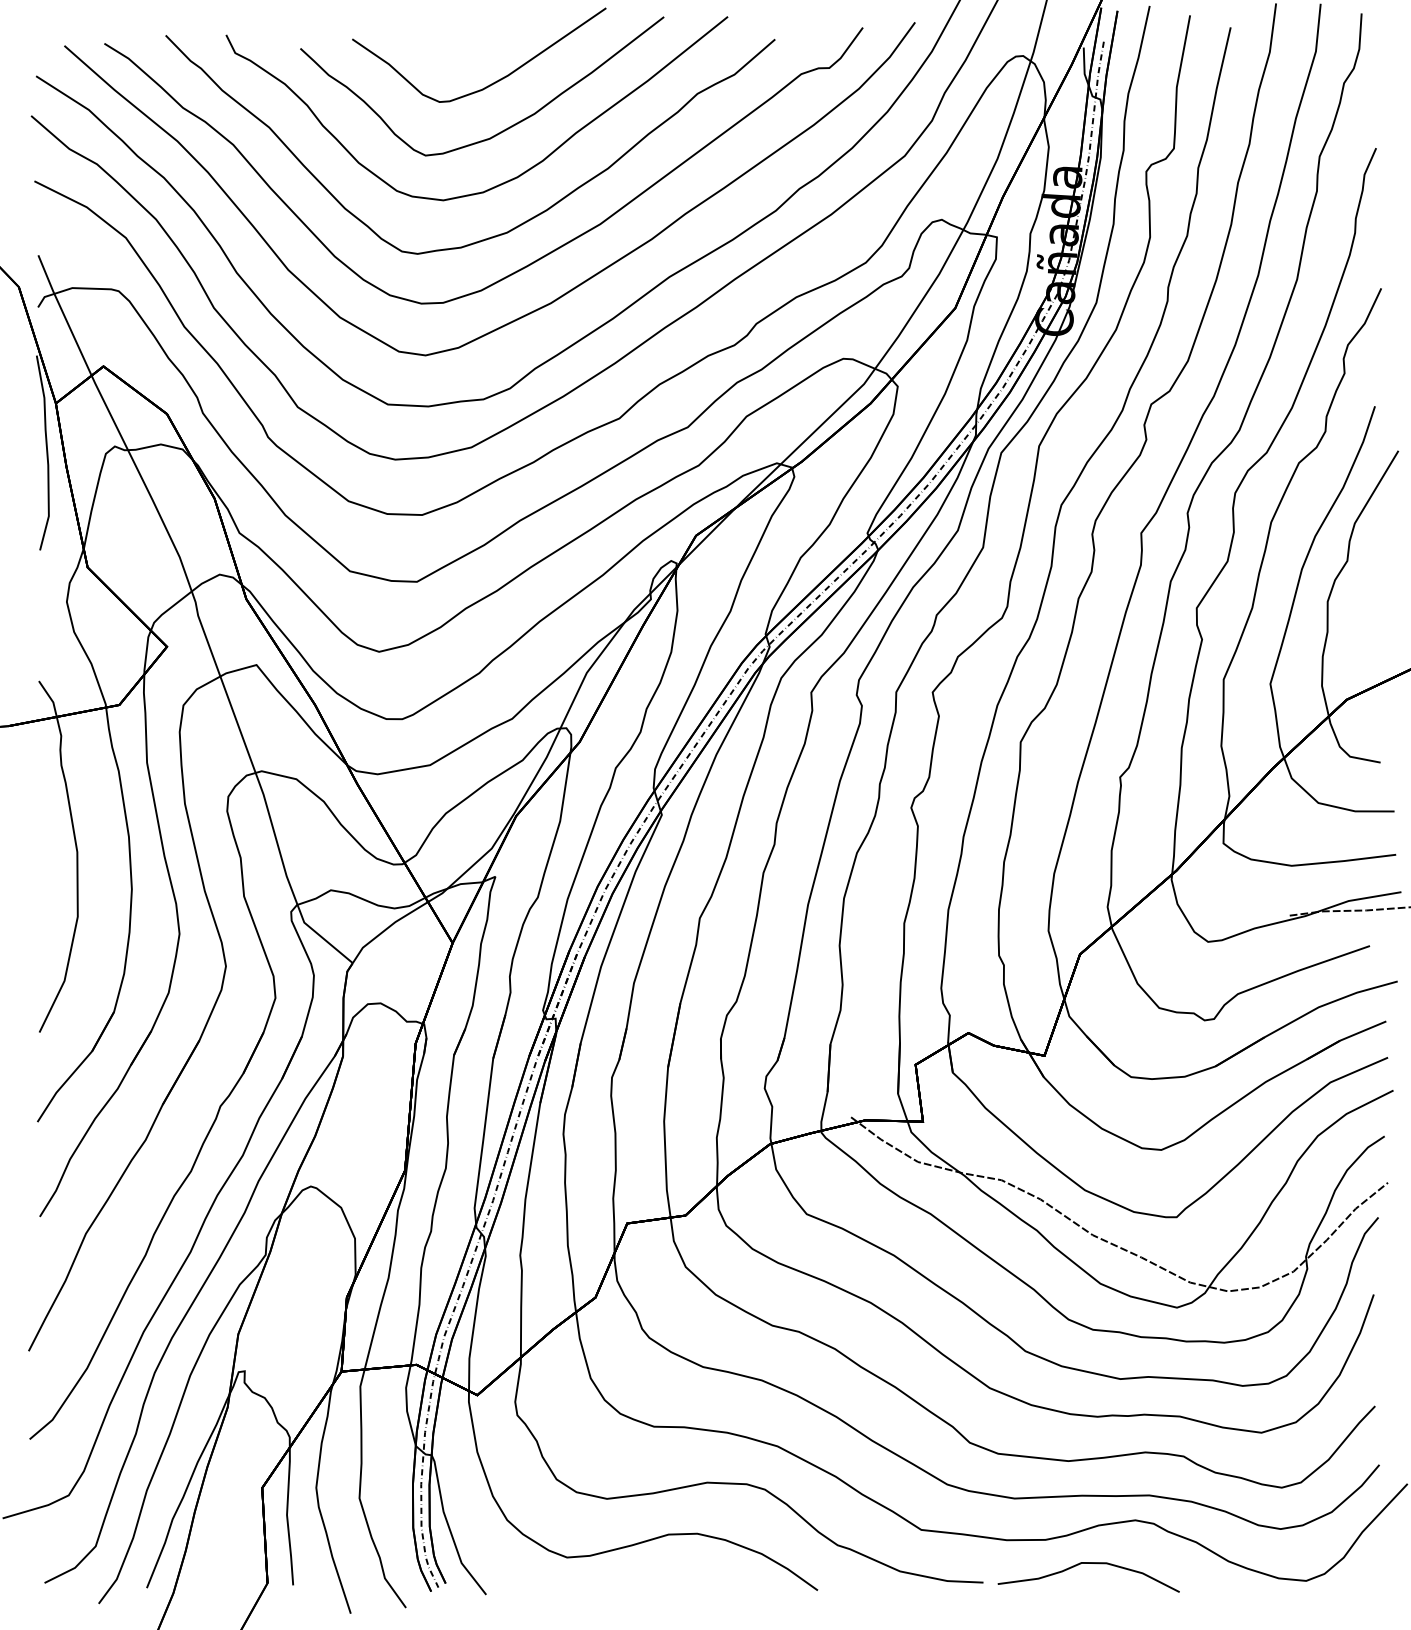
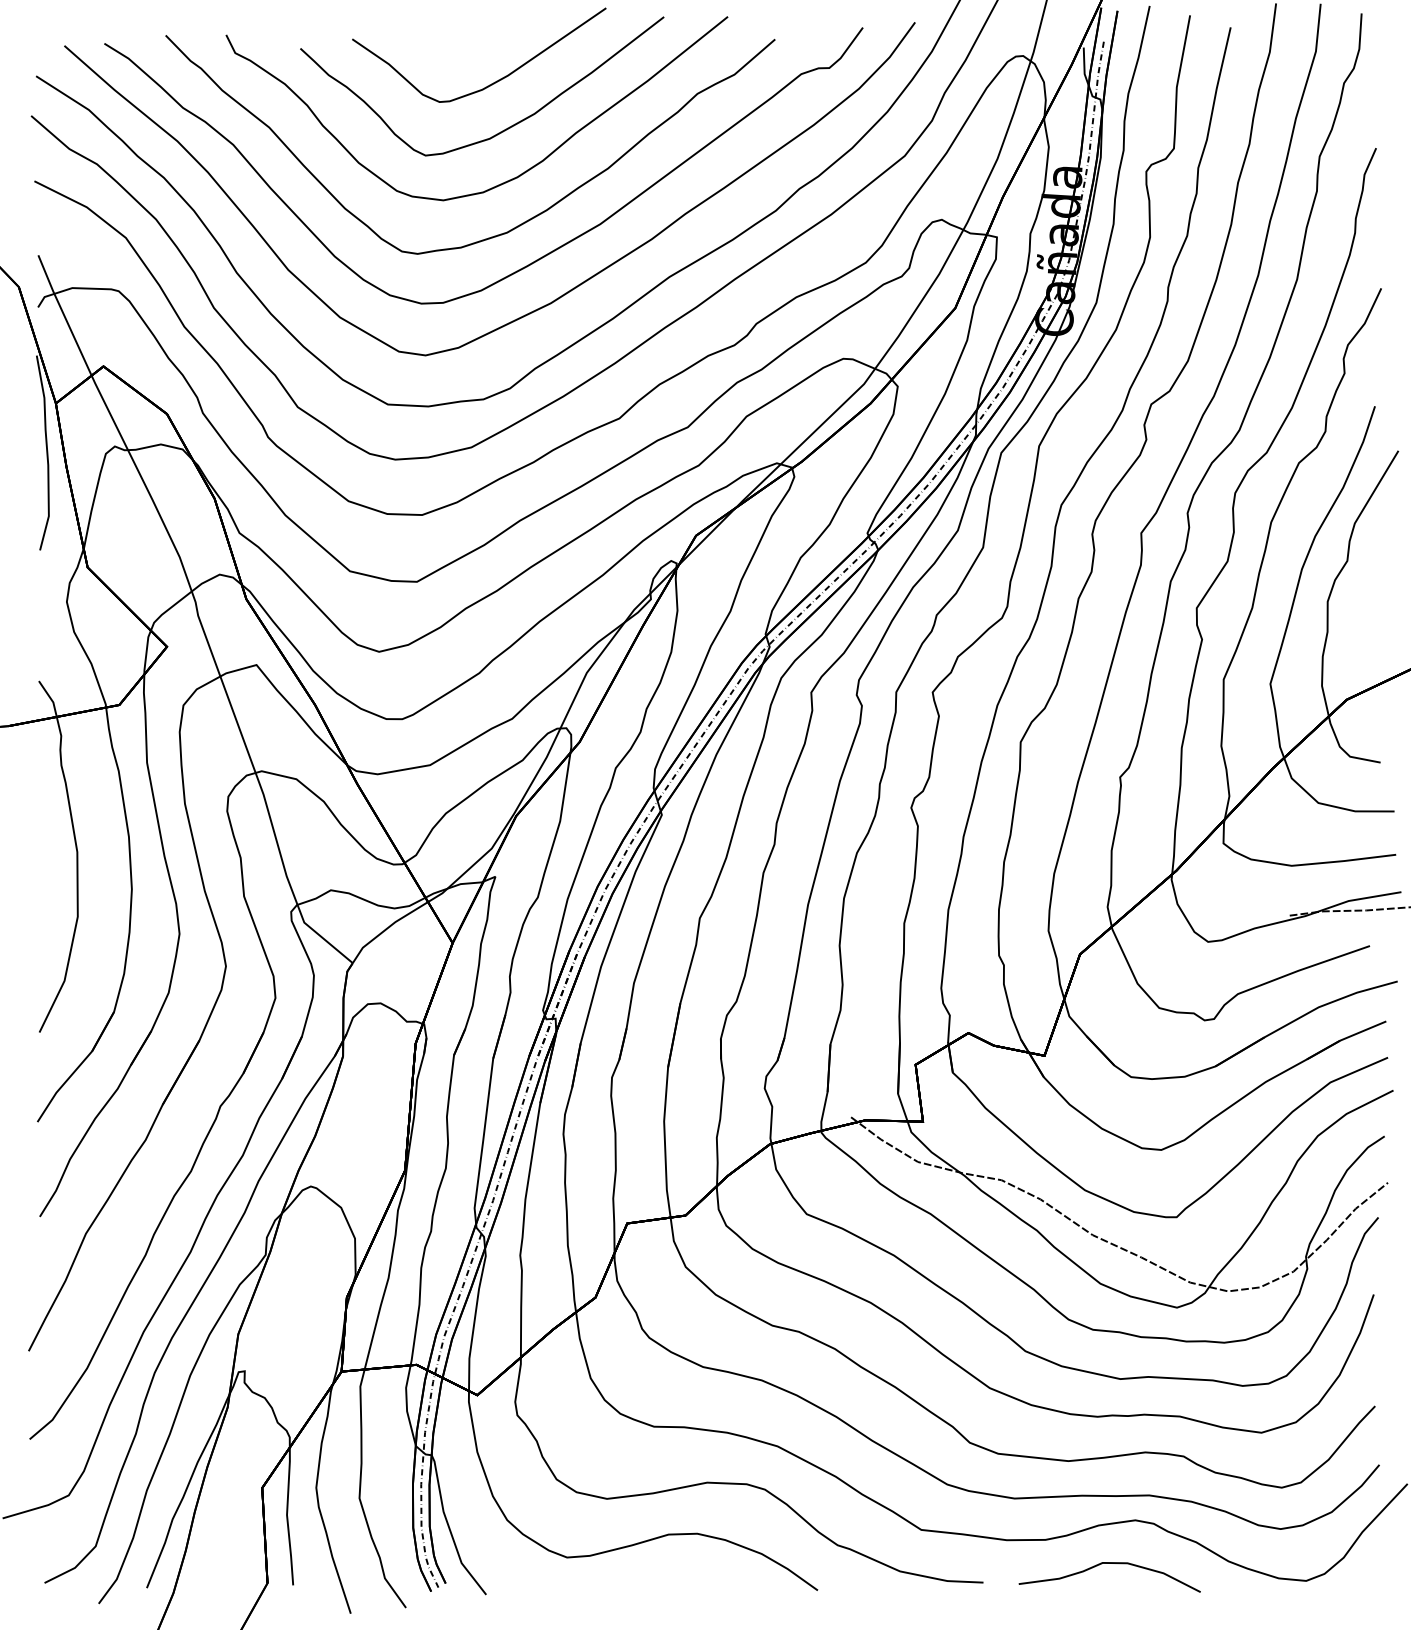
curve position: (1088, 1563) -> (1109, 1563) (1109, 1563)
